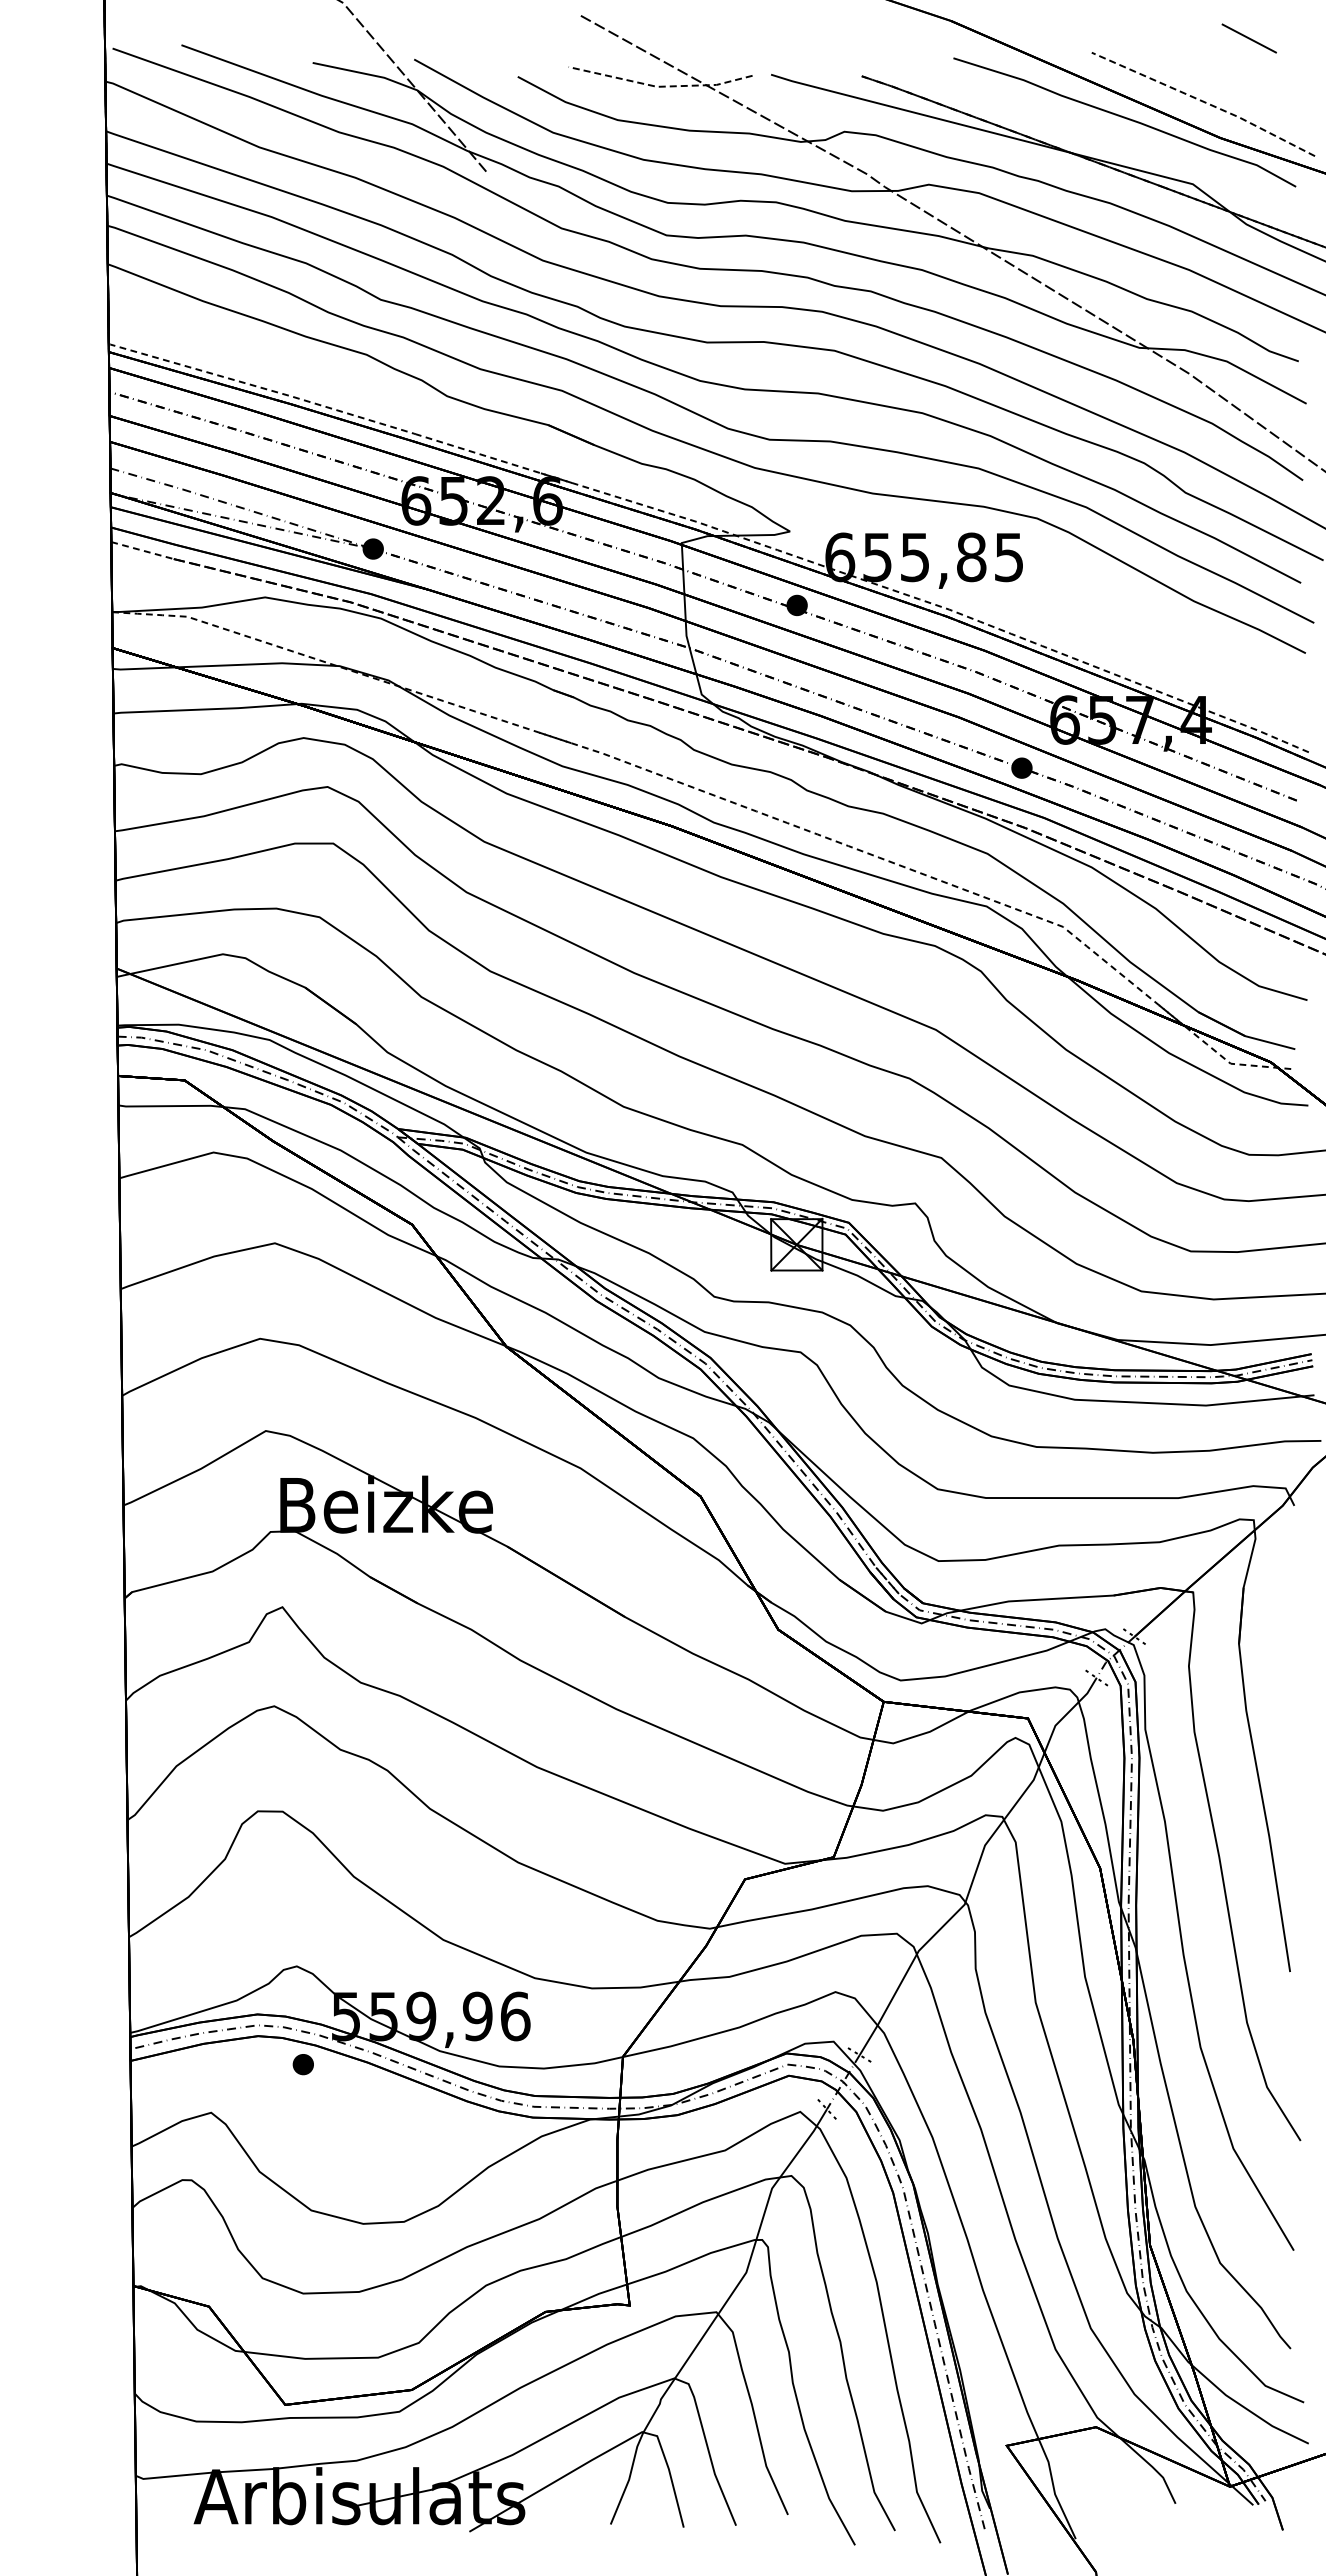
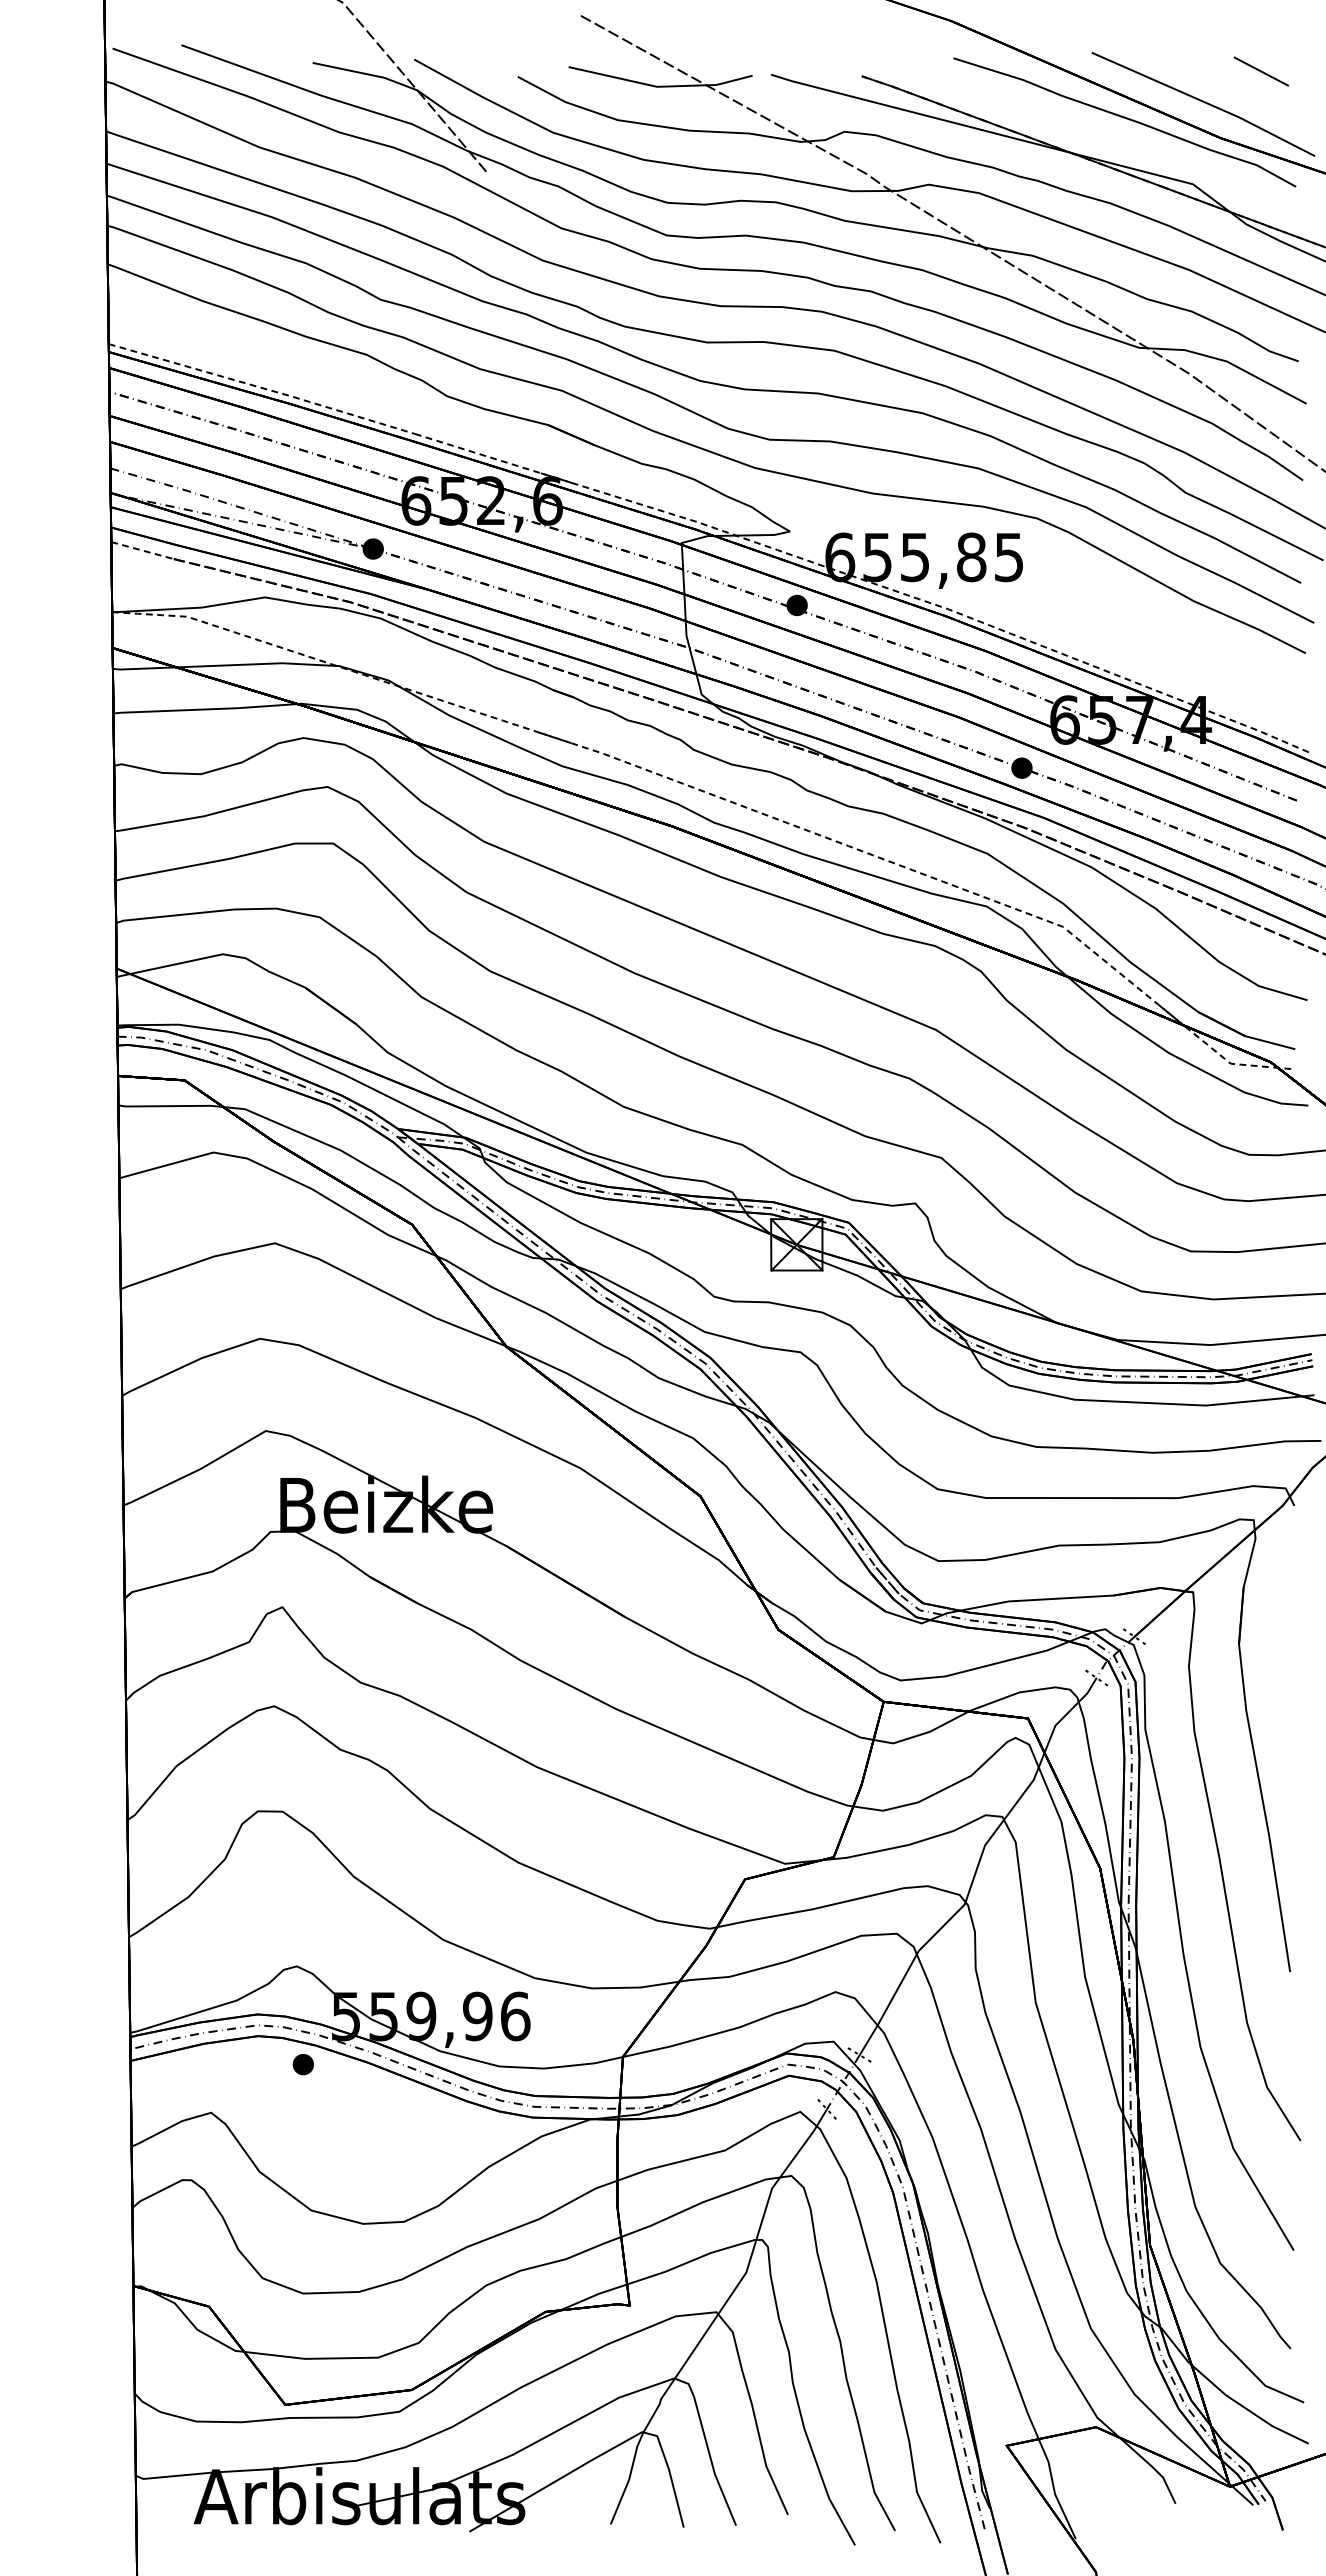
line position: (1248, 38) -> (1260, 71) (1260, 71)
line: dashed -> solid (660, 86)
line: dashed -> solid (1205, 102)
